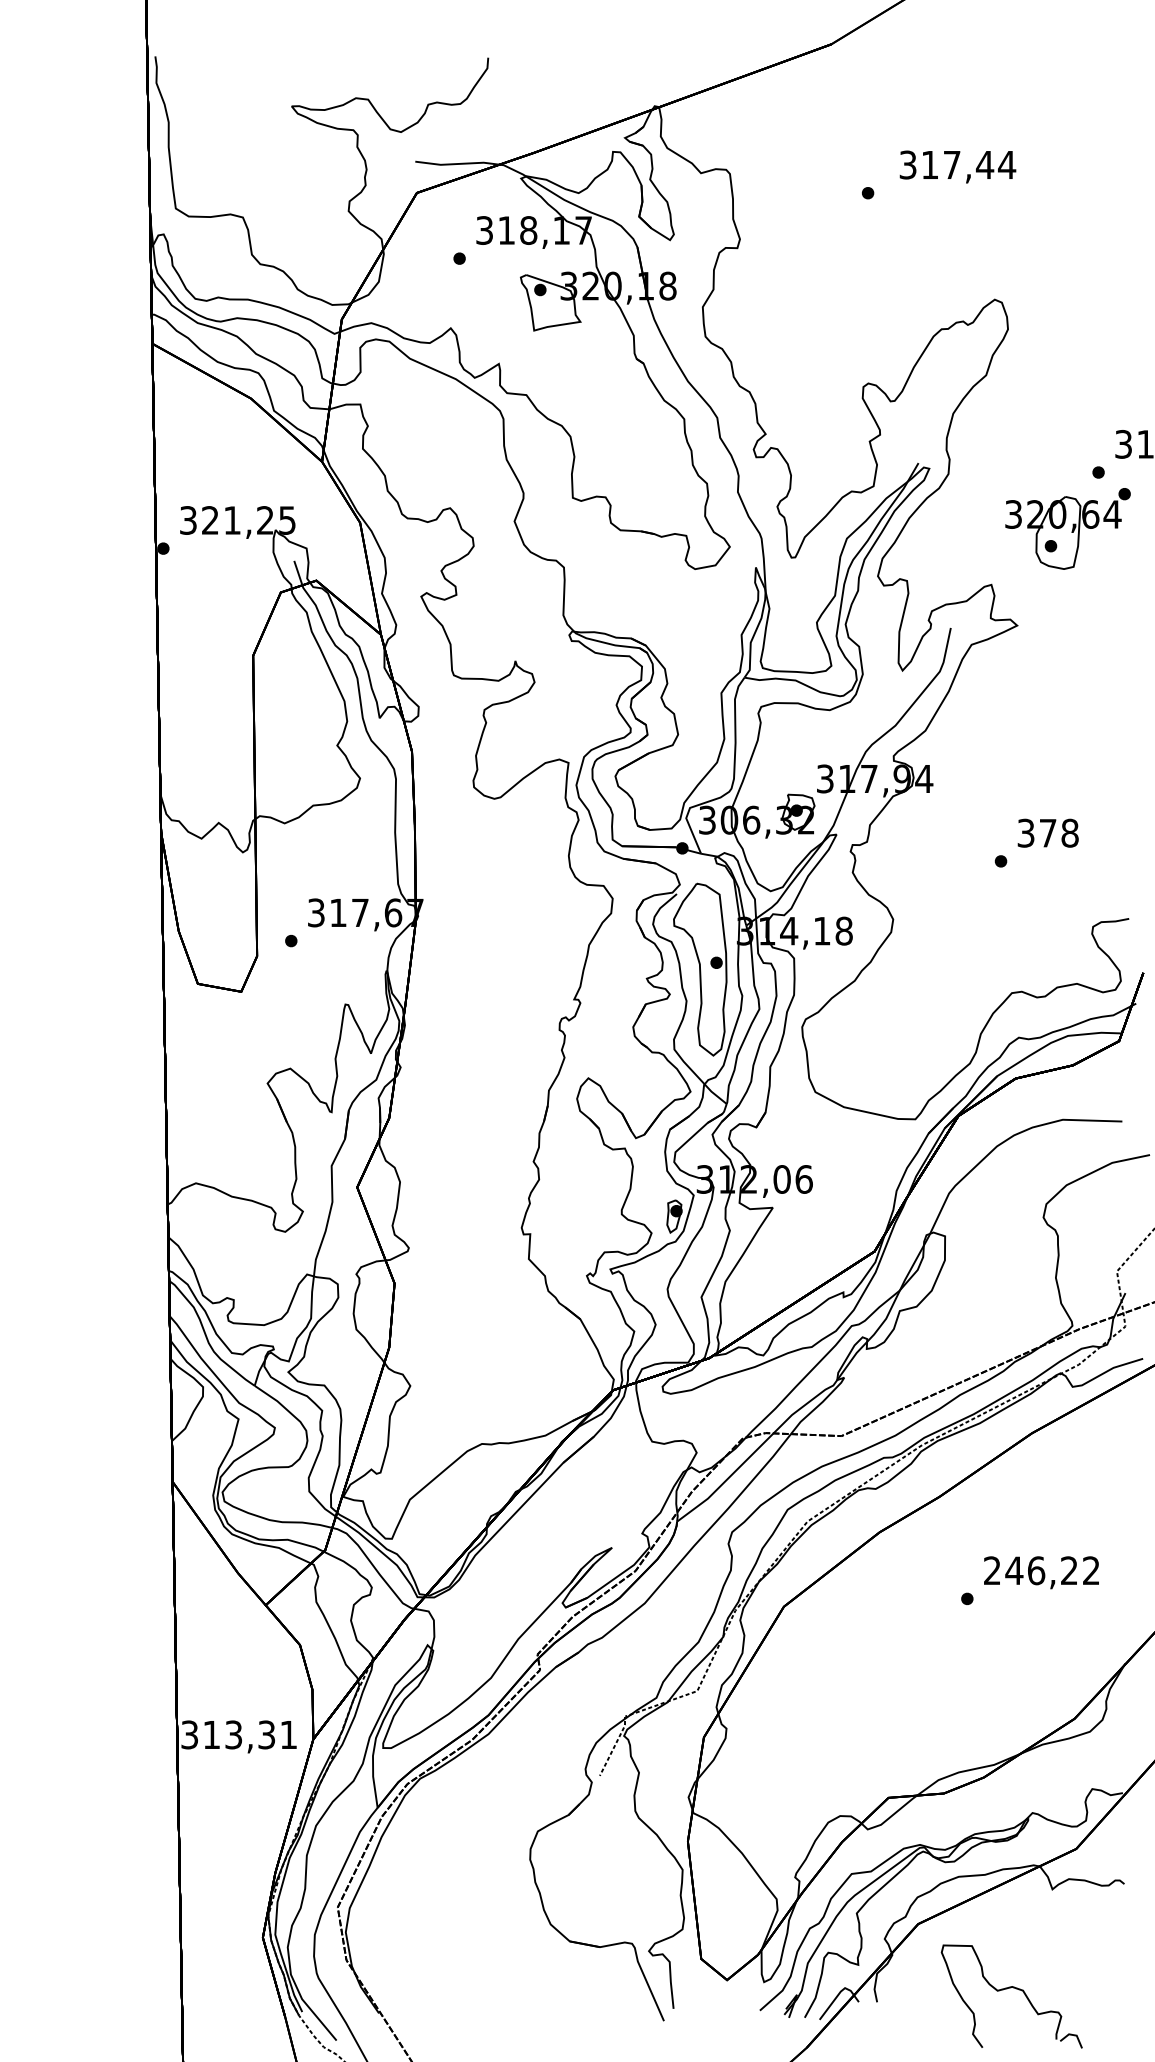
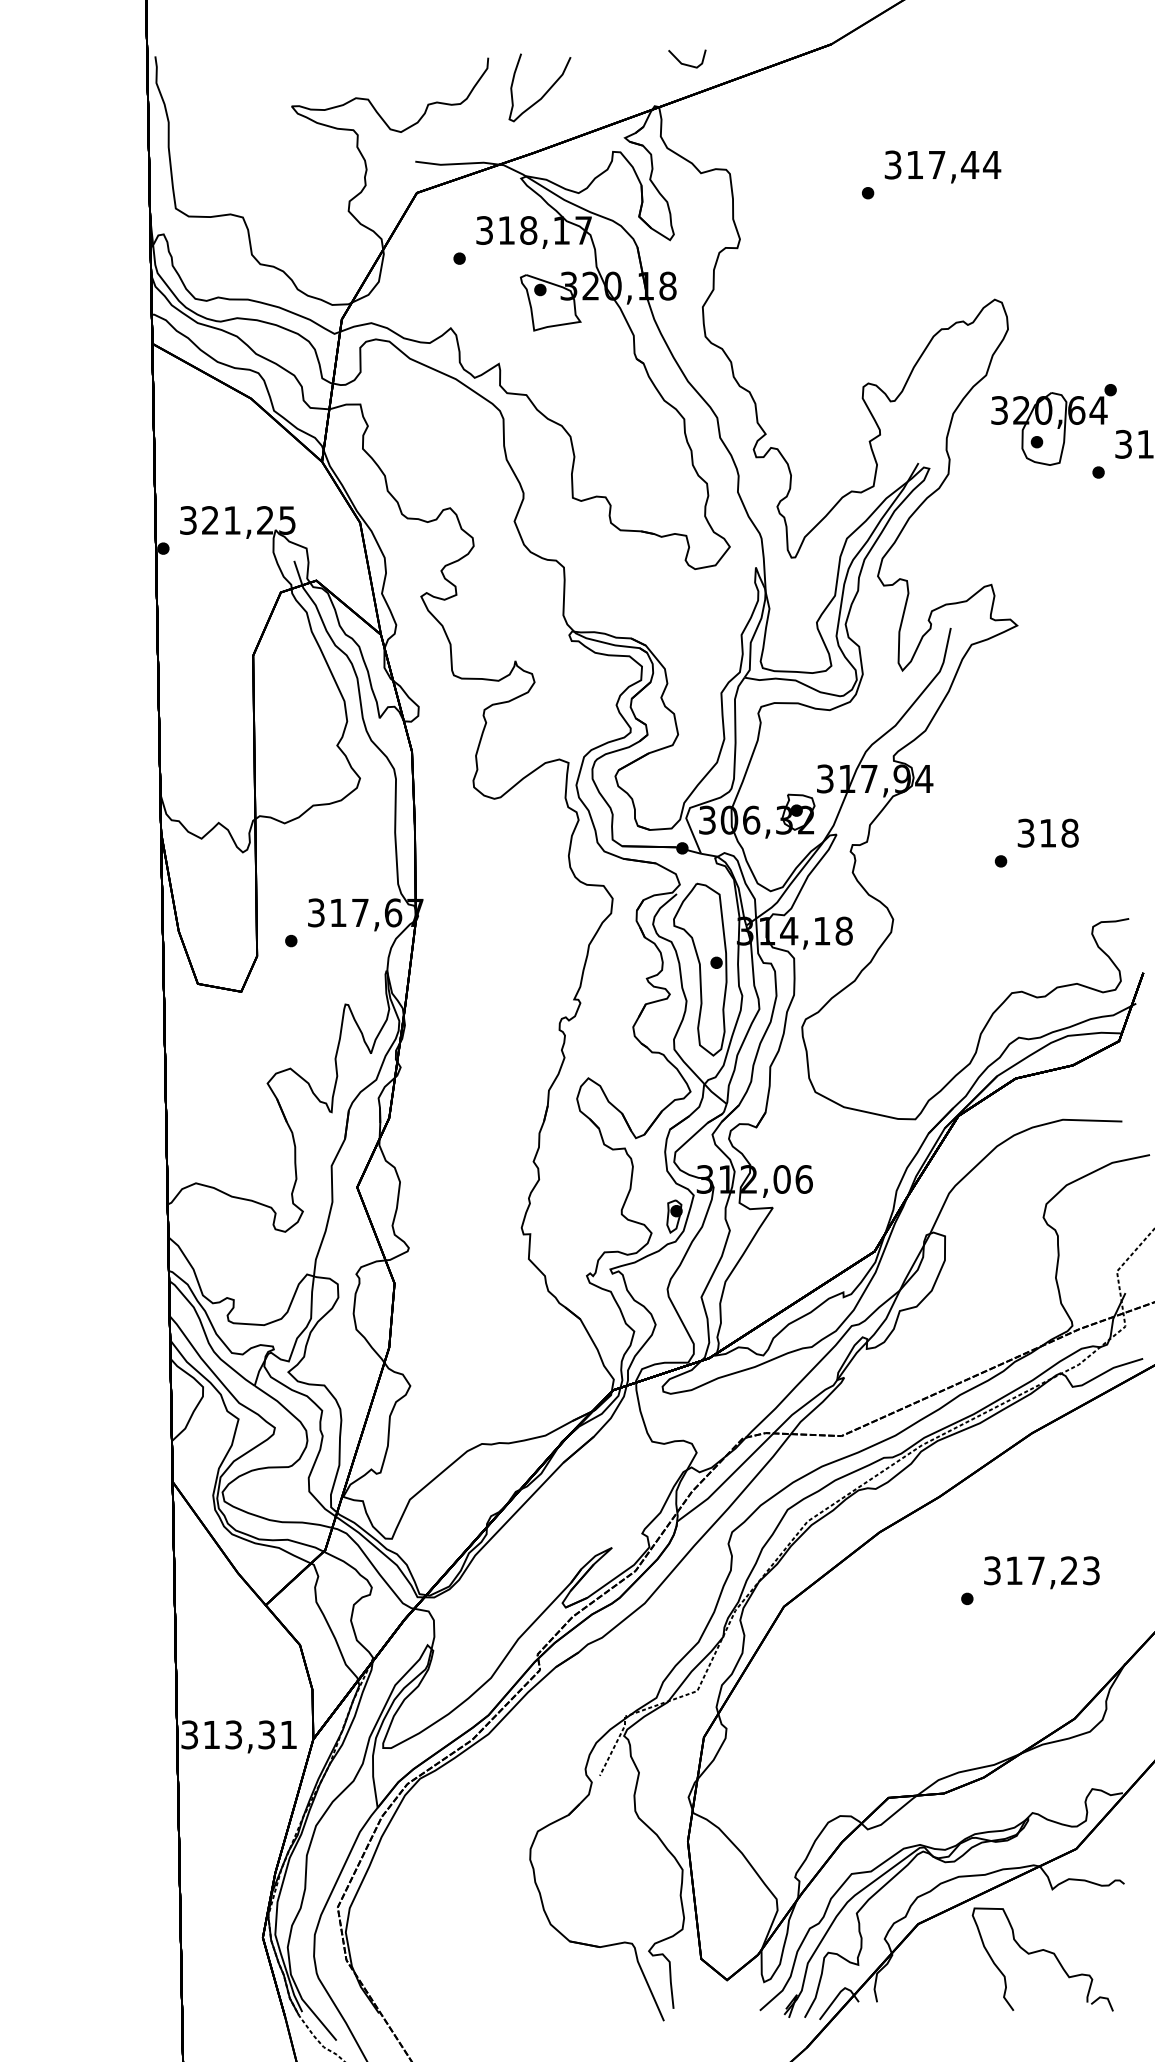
line: none -> present (685, 63)
curve: none -> present (545, 92)
text position: (957, 166) -> (942, 166) (942, 166)
part position: (1067, 528) -> (1053, 424) (1053, 424)
text: 378 -> 318 (1048, 833)
text: 246,22 -> 317,23 (1041, 1570)
part position: (1010, 1988) -> (1041, 1951) (1041, 1951)
